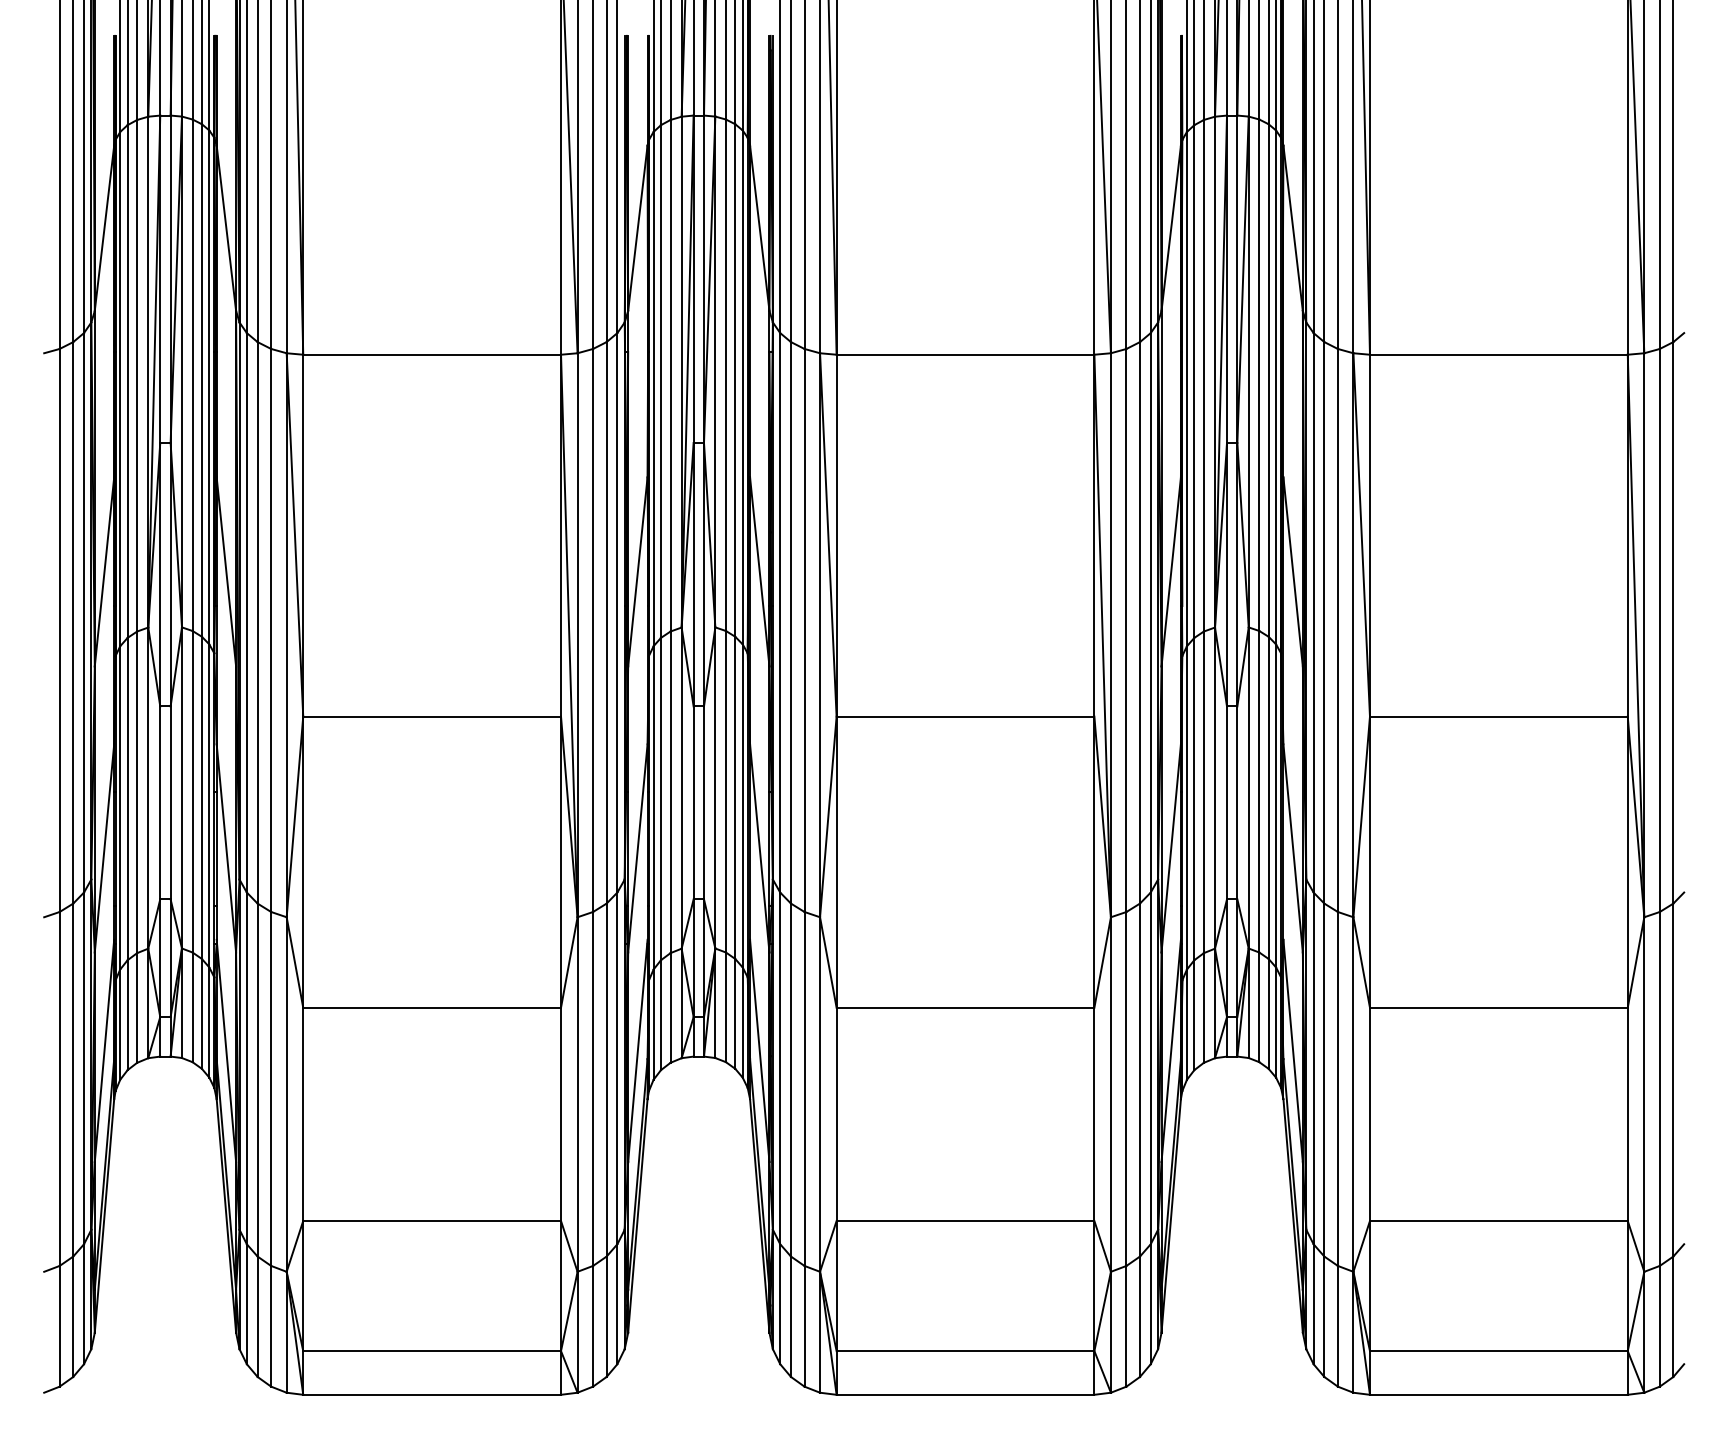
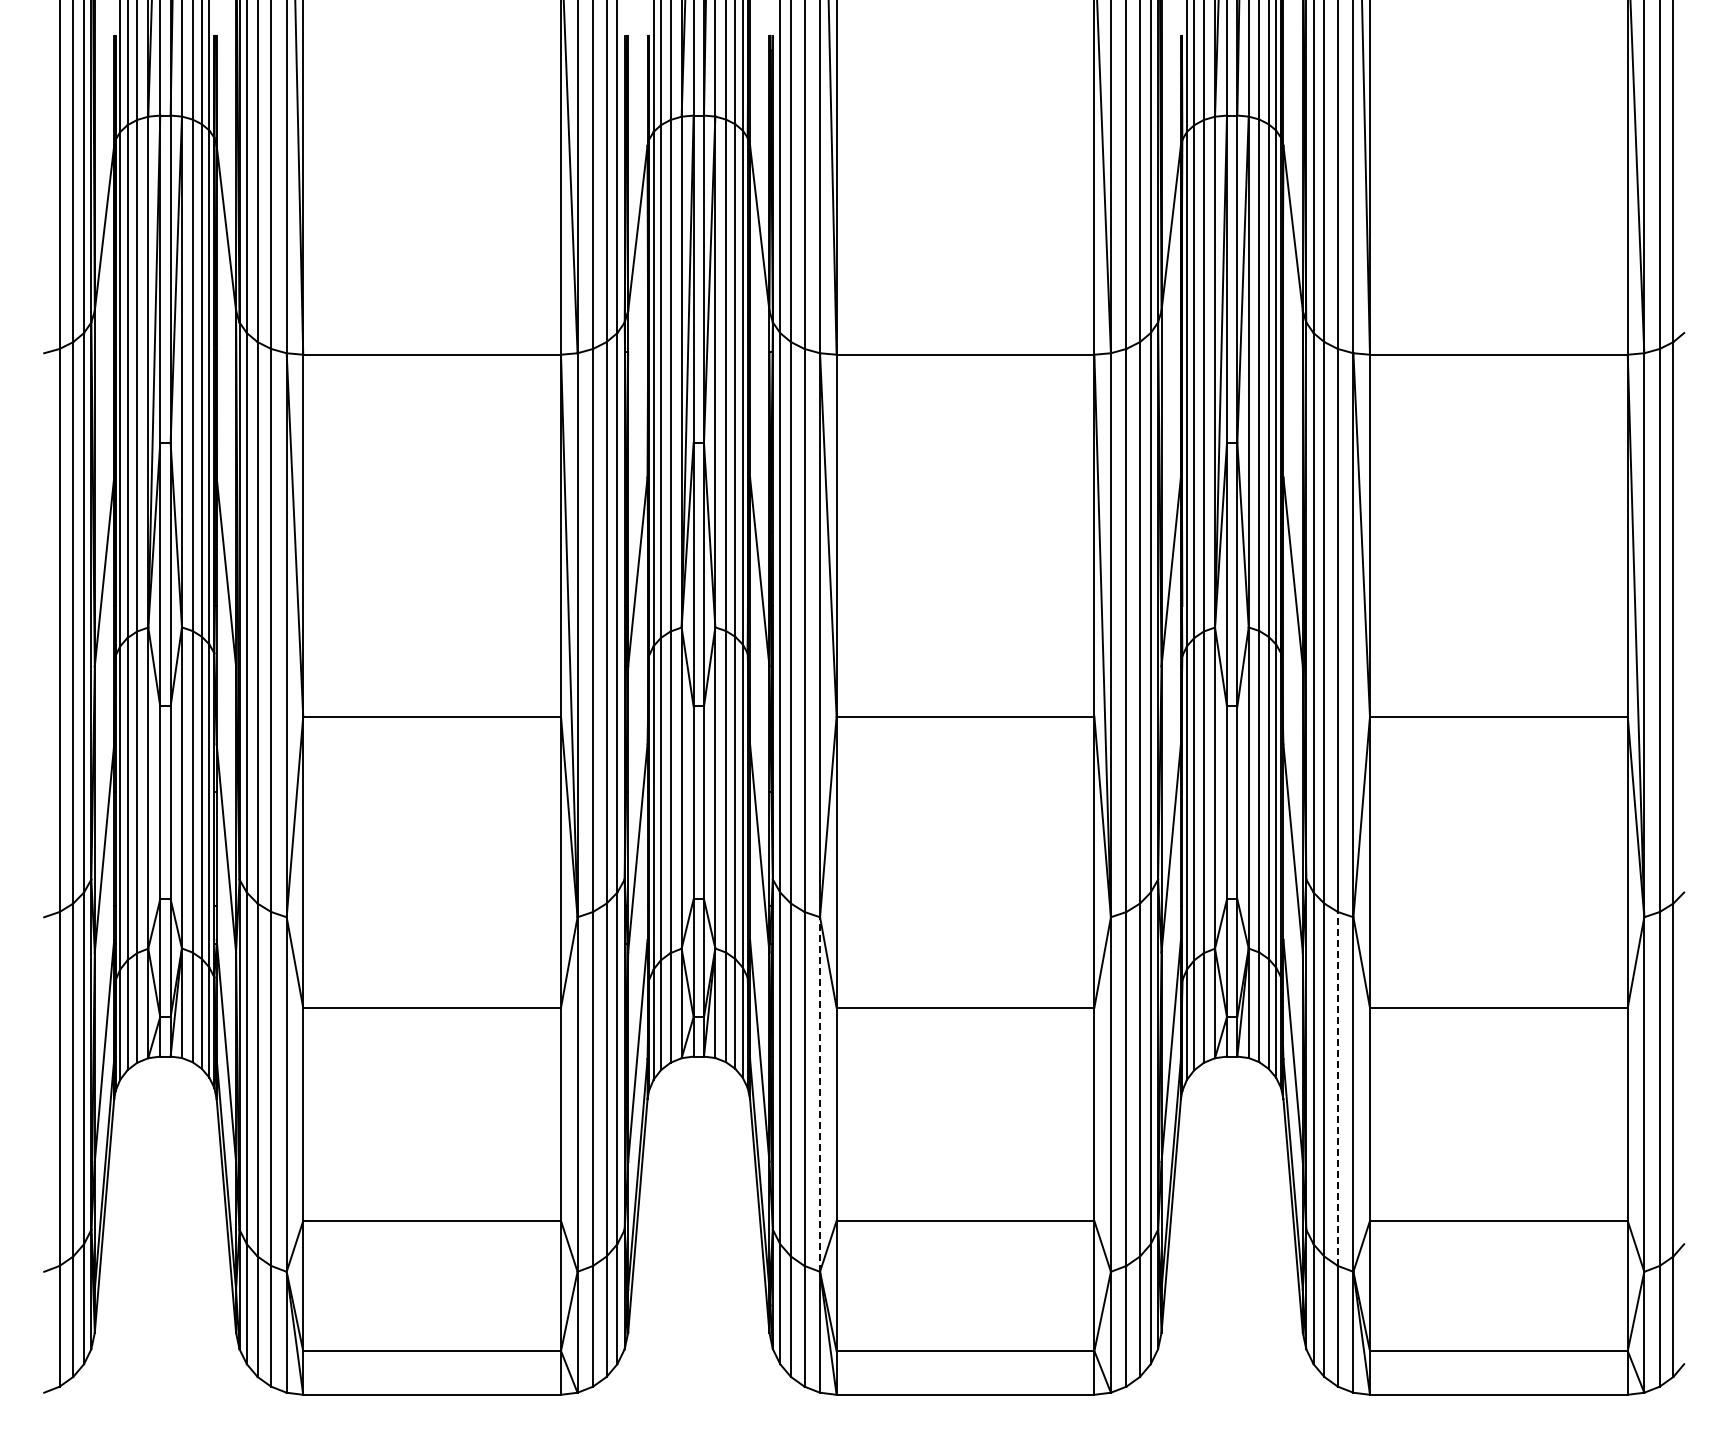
line: solid -> dashed (1337, 1088)
line: solid -> dashed (820, 1094)
